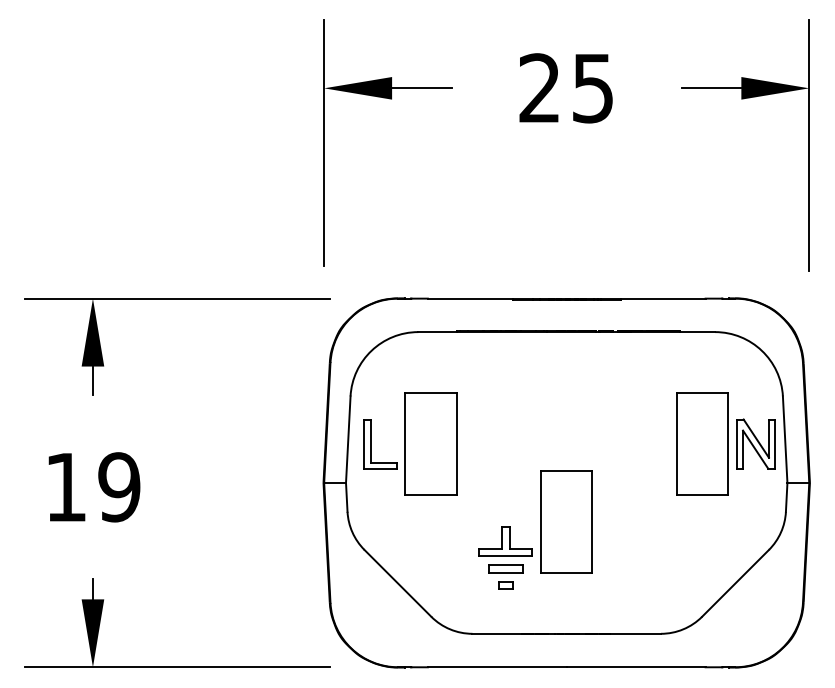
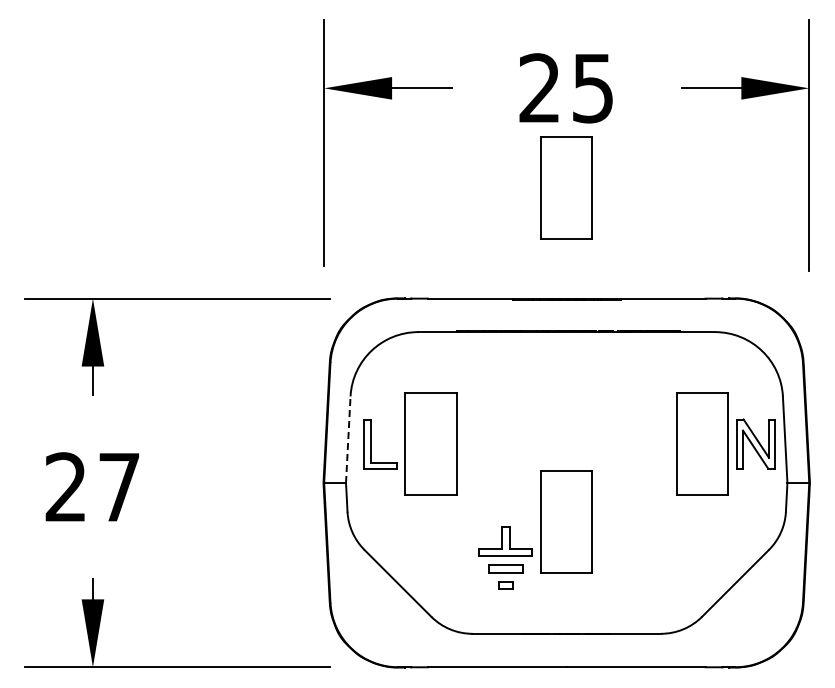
part: none -> present (566, 187)
line: solid -> dashed (348, 439)
text: 19 -> 27 (92, 487)
